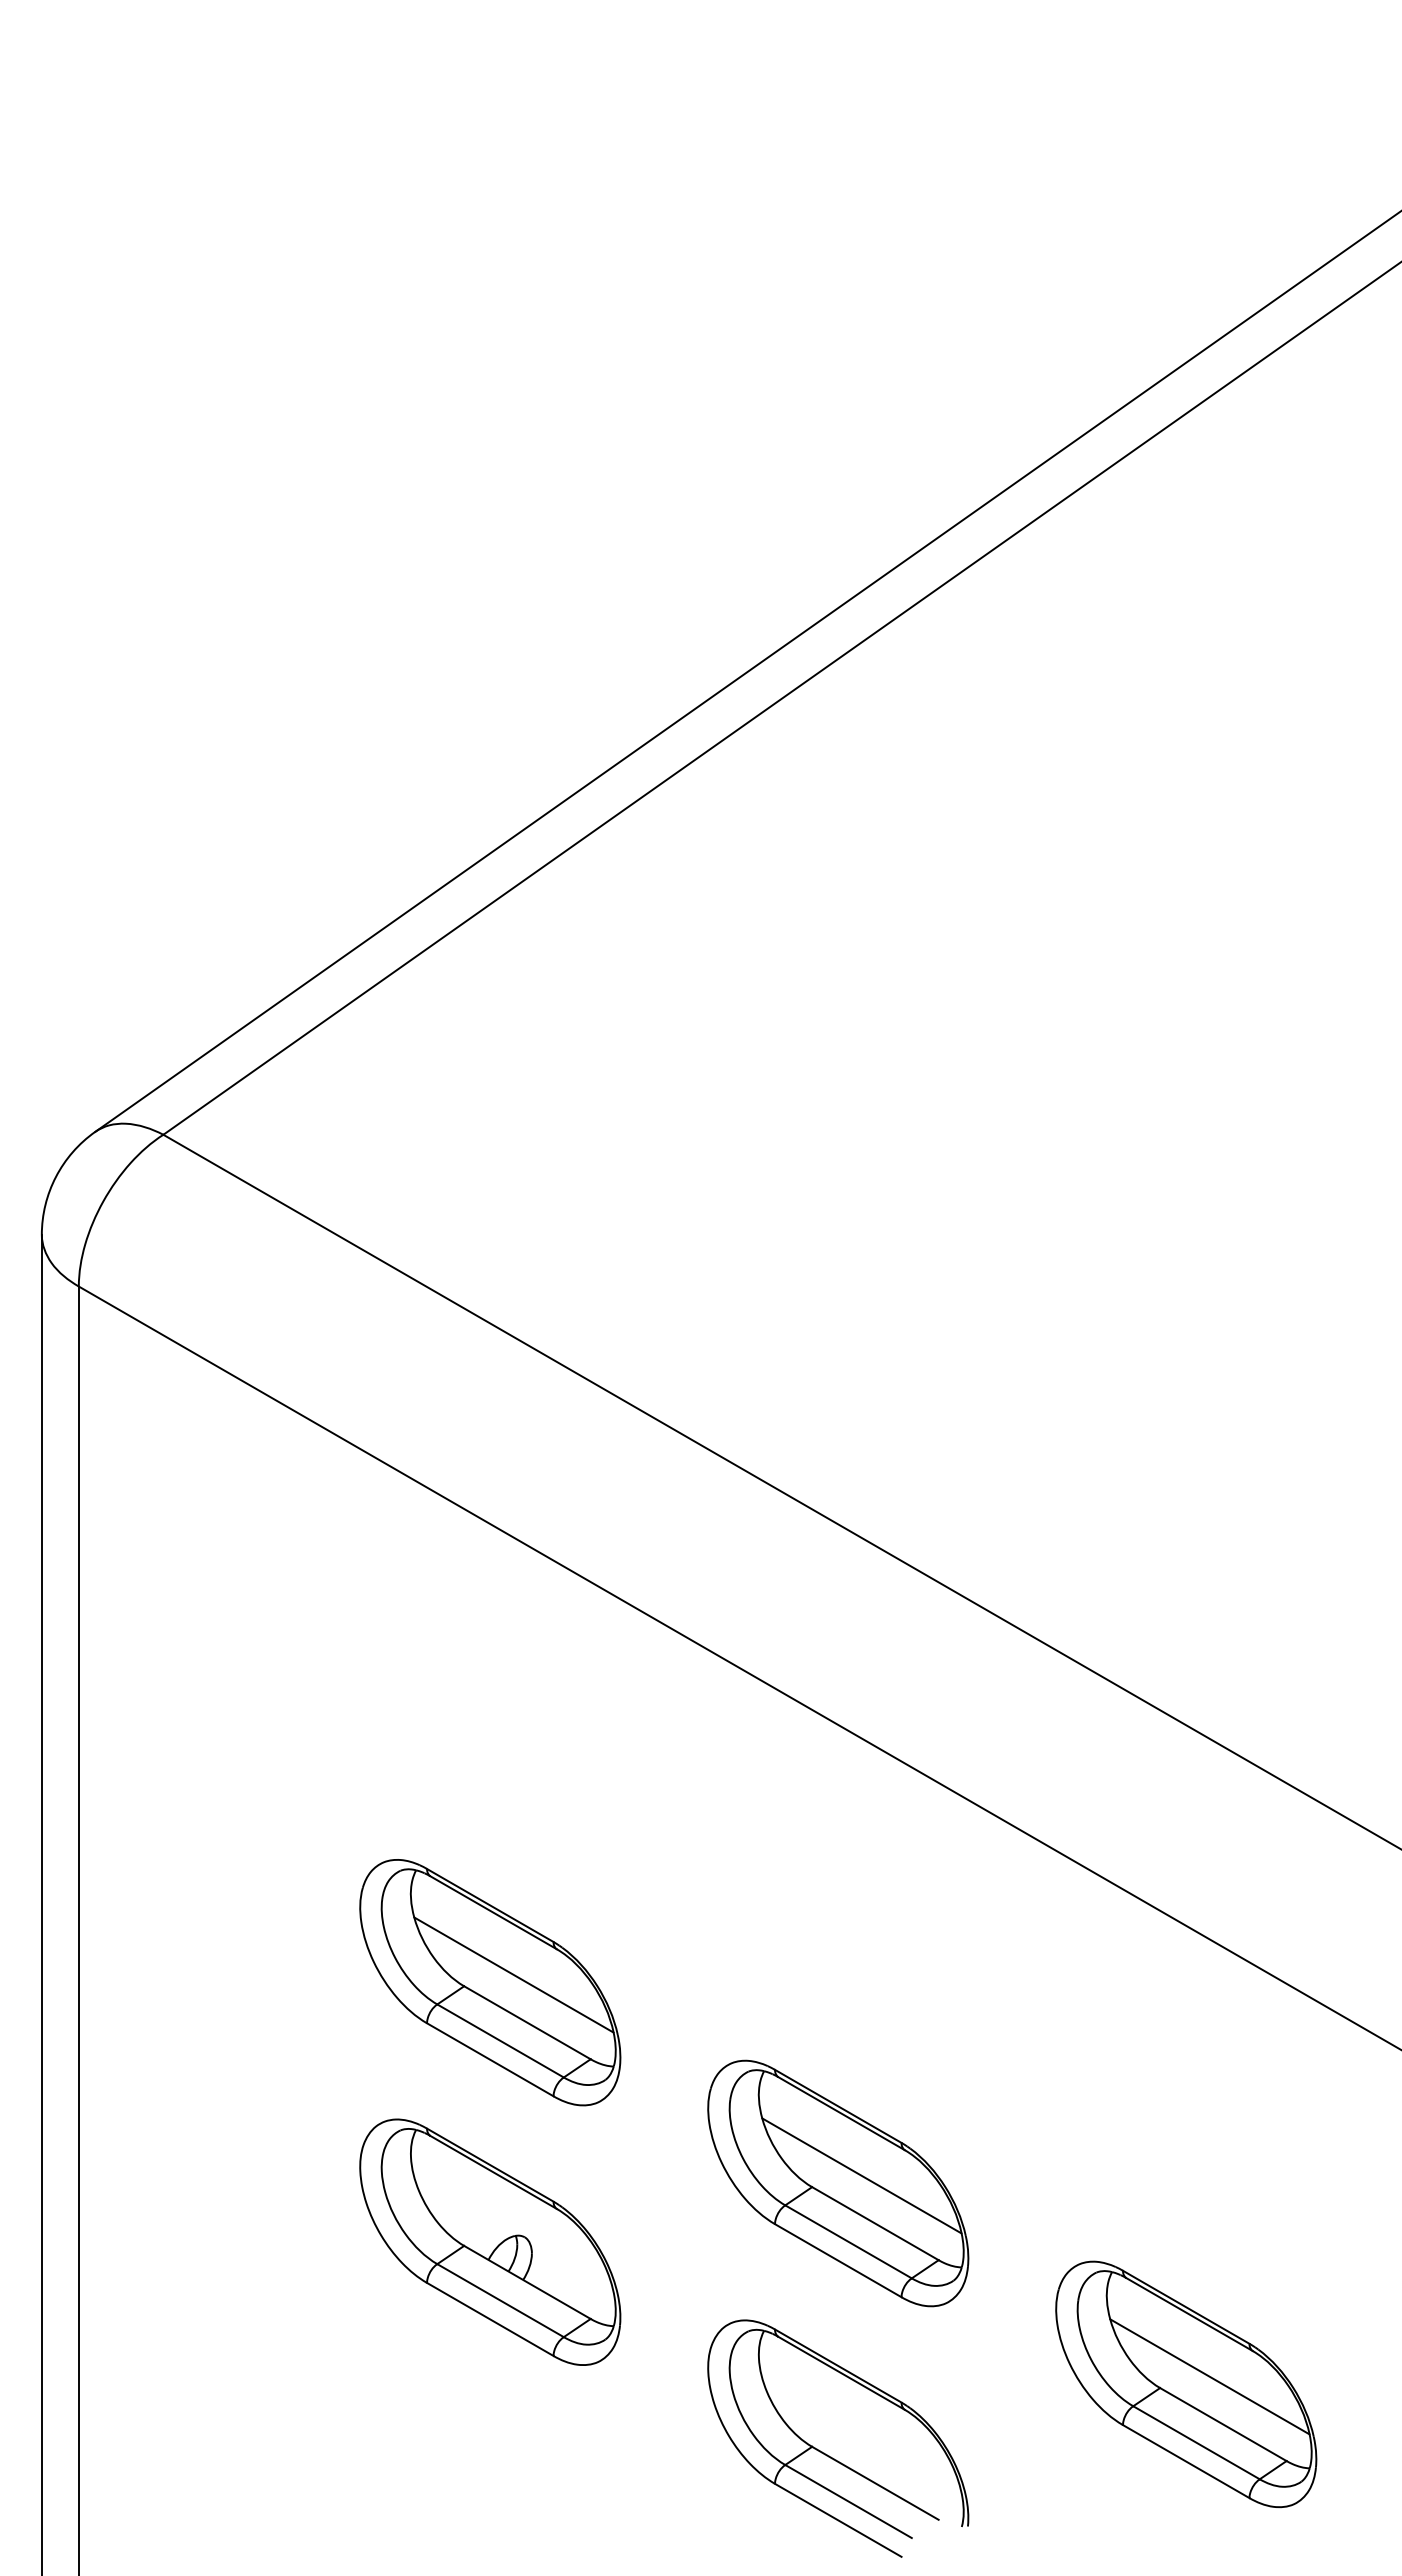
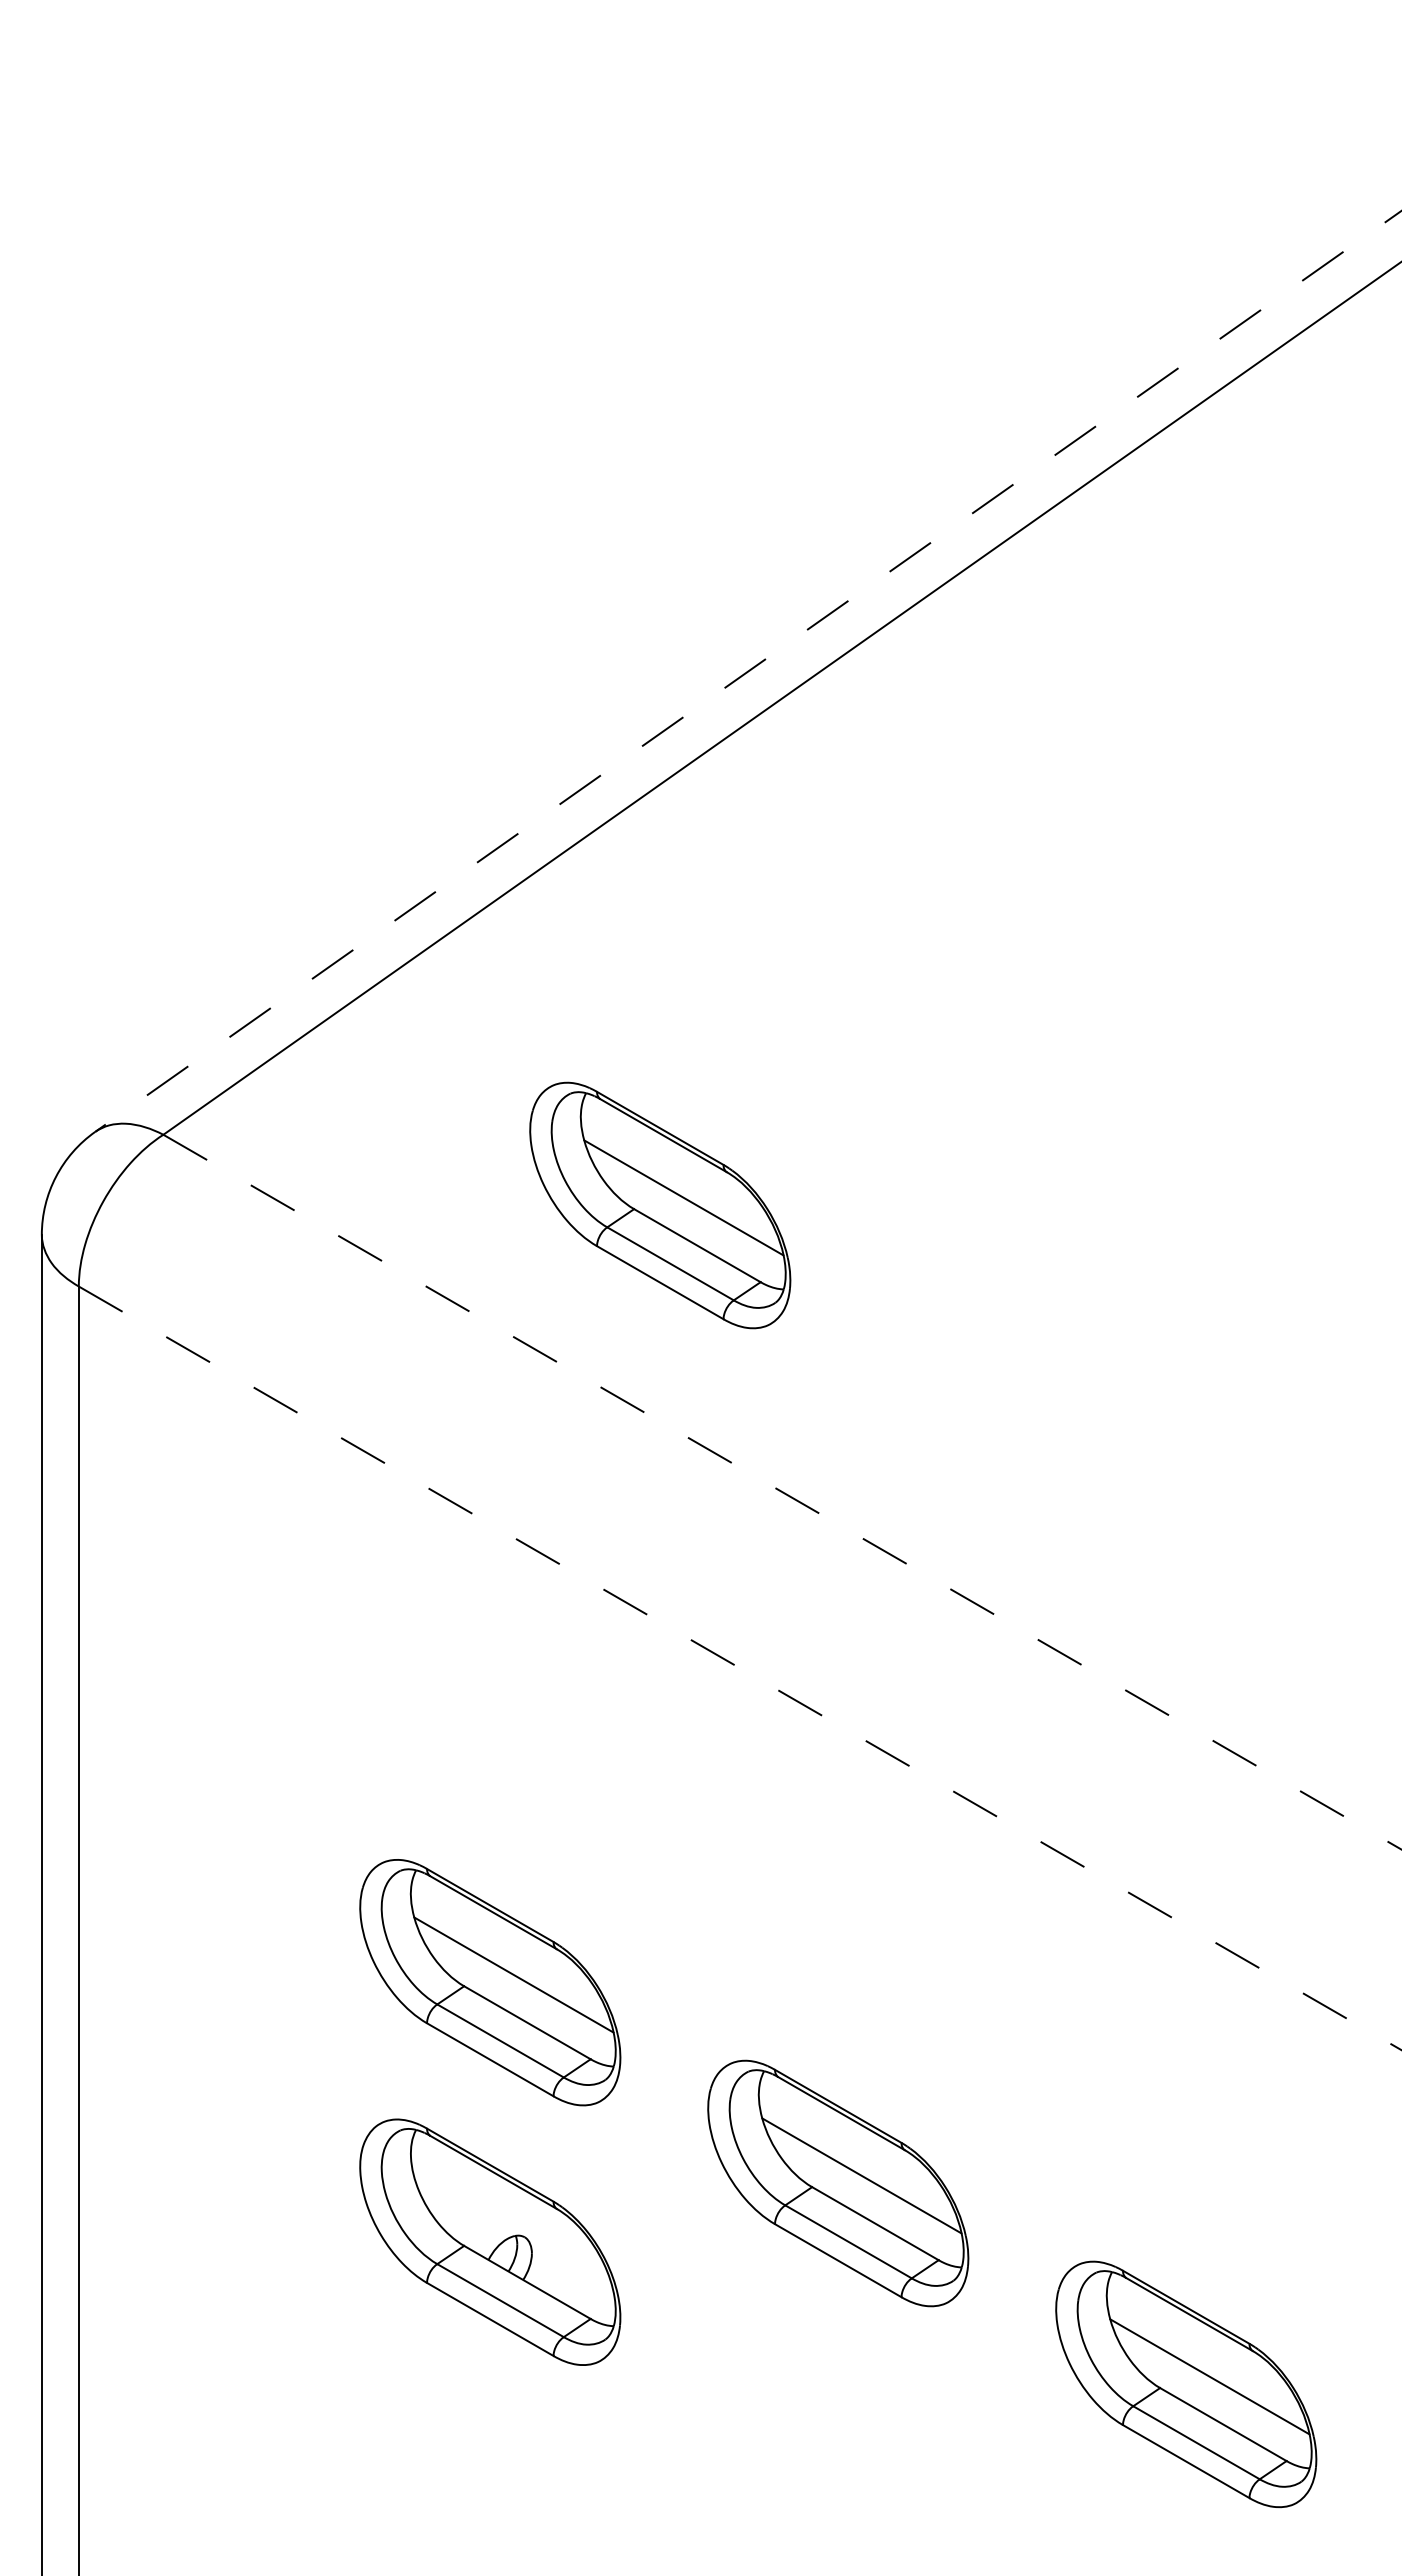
line: solid -> dashed (748, 671)
part: none -> present (660, 1205)
line: solid -> dashed (783, 1492)
line: solid -> dashed (740, 1668)
part: present -> none (829, 2455)
